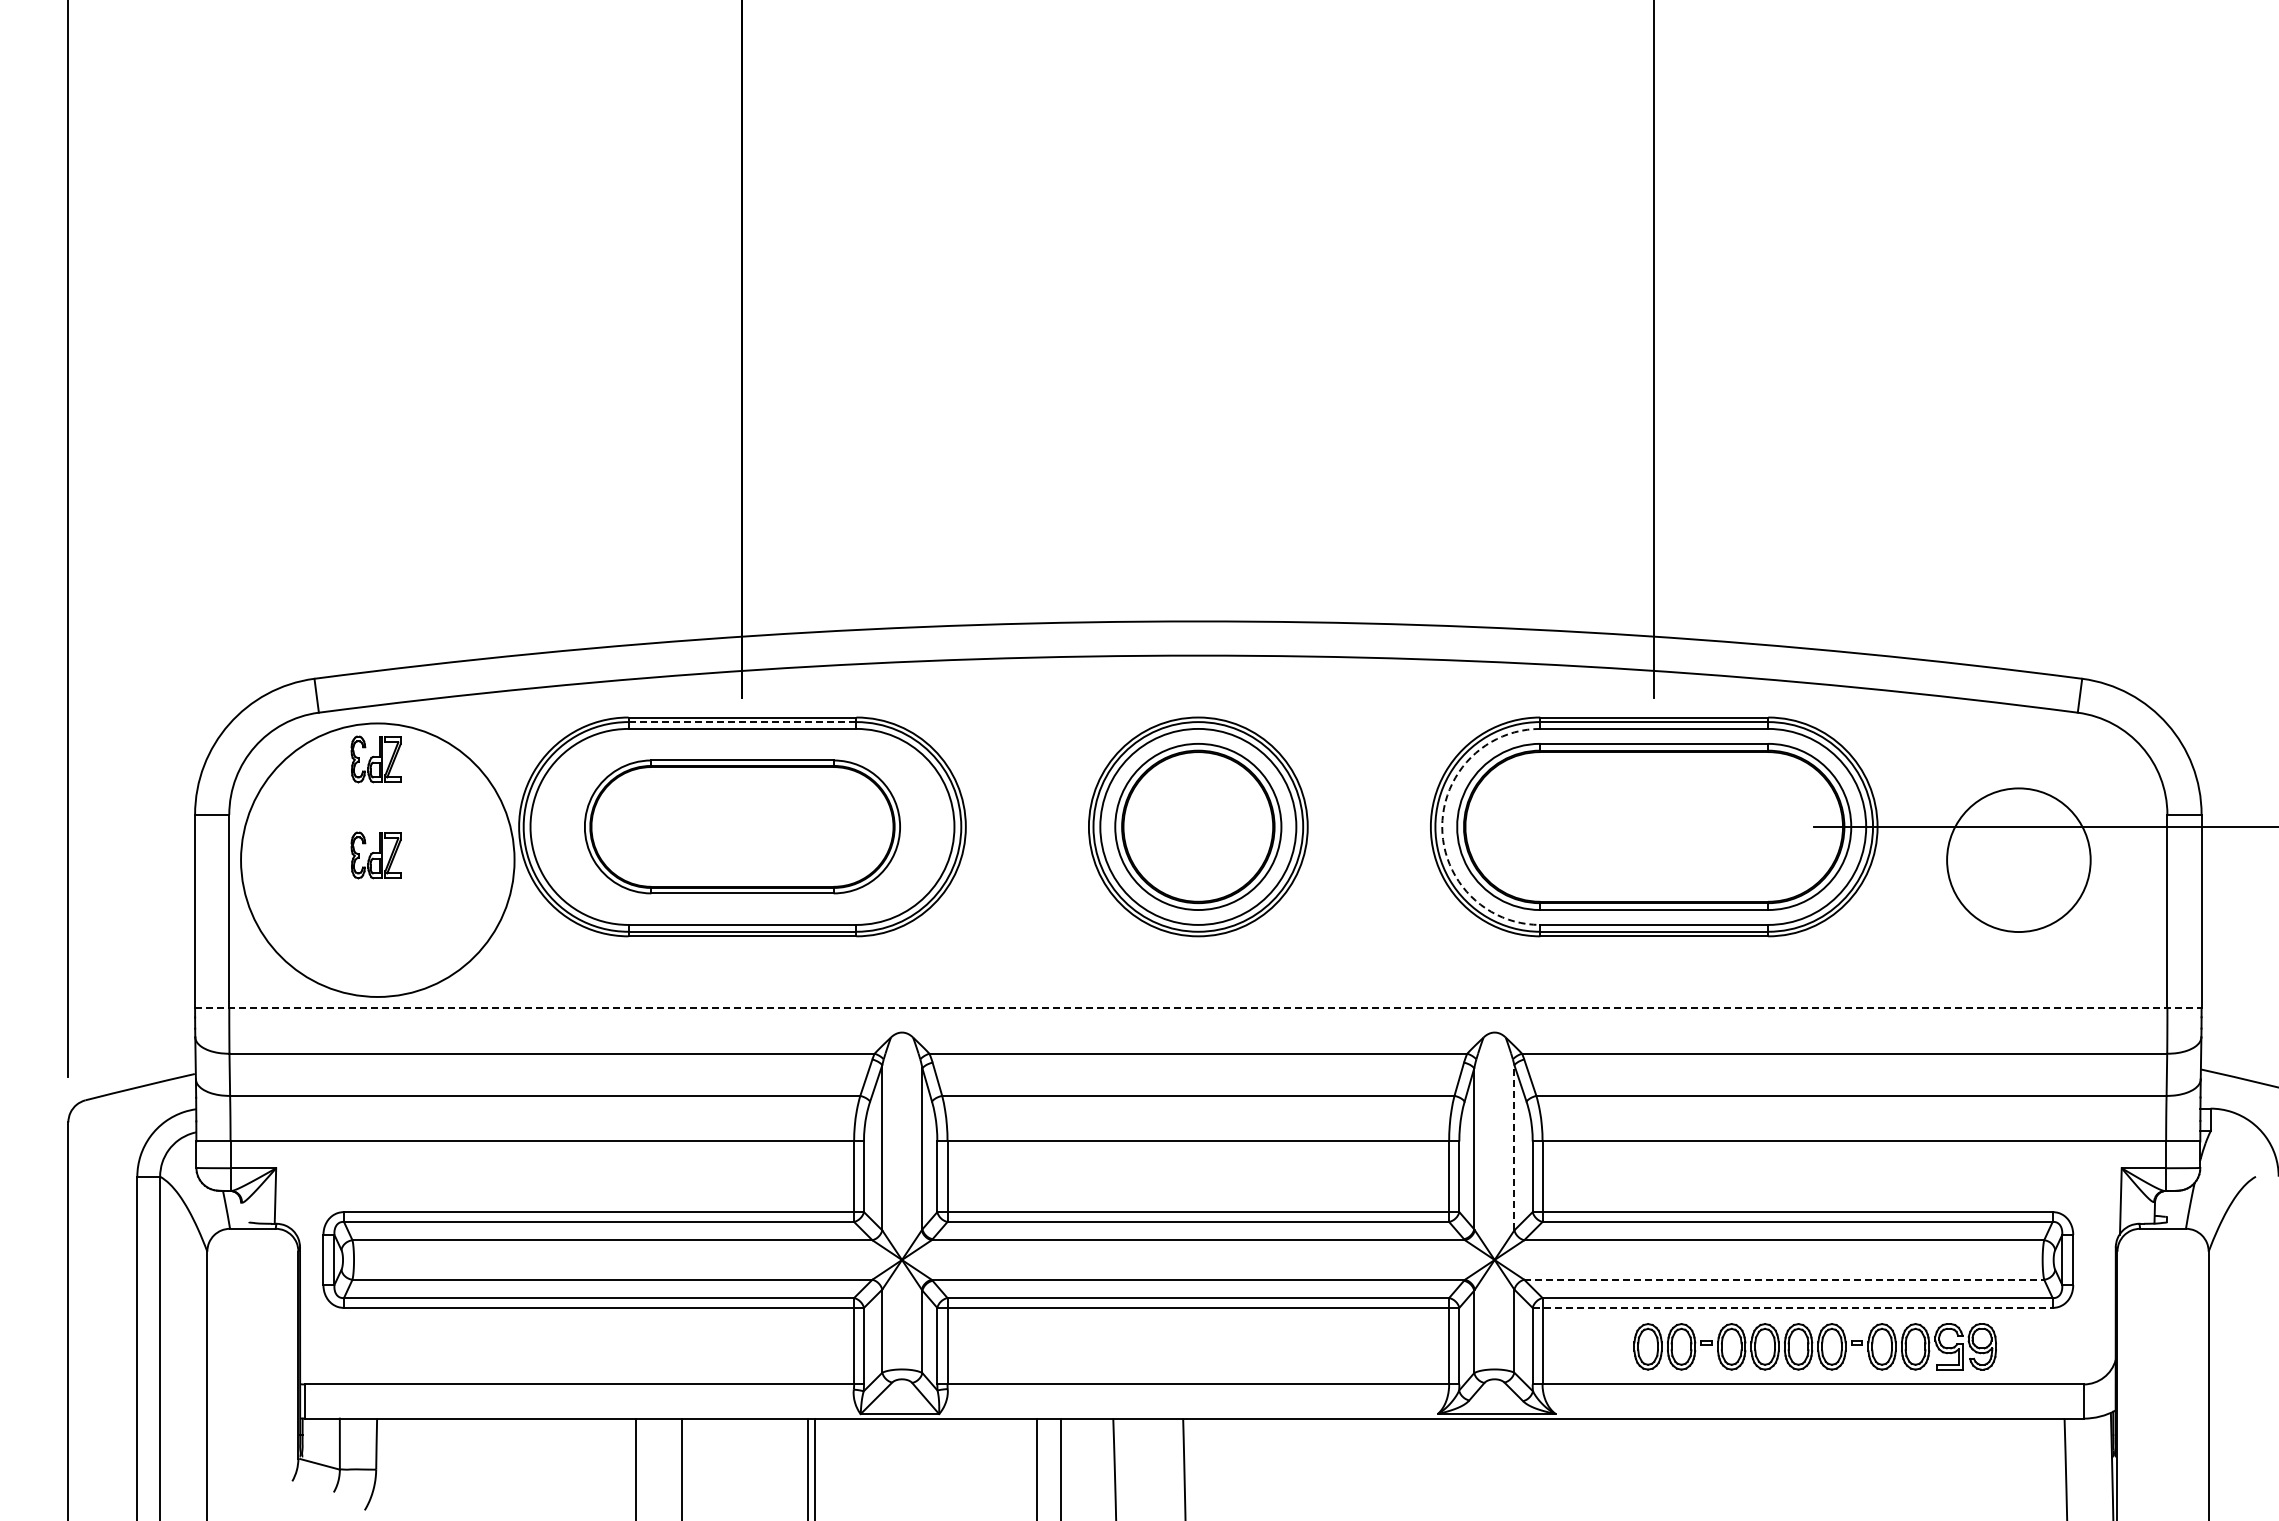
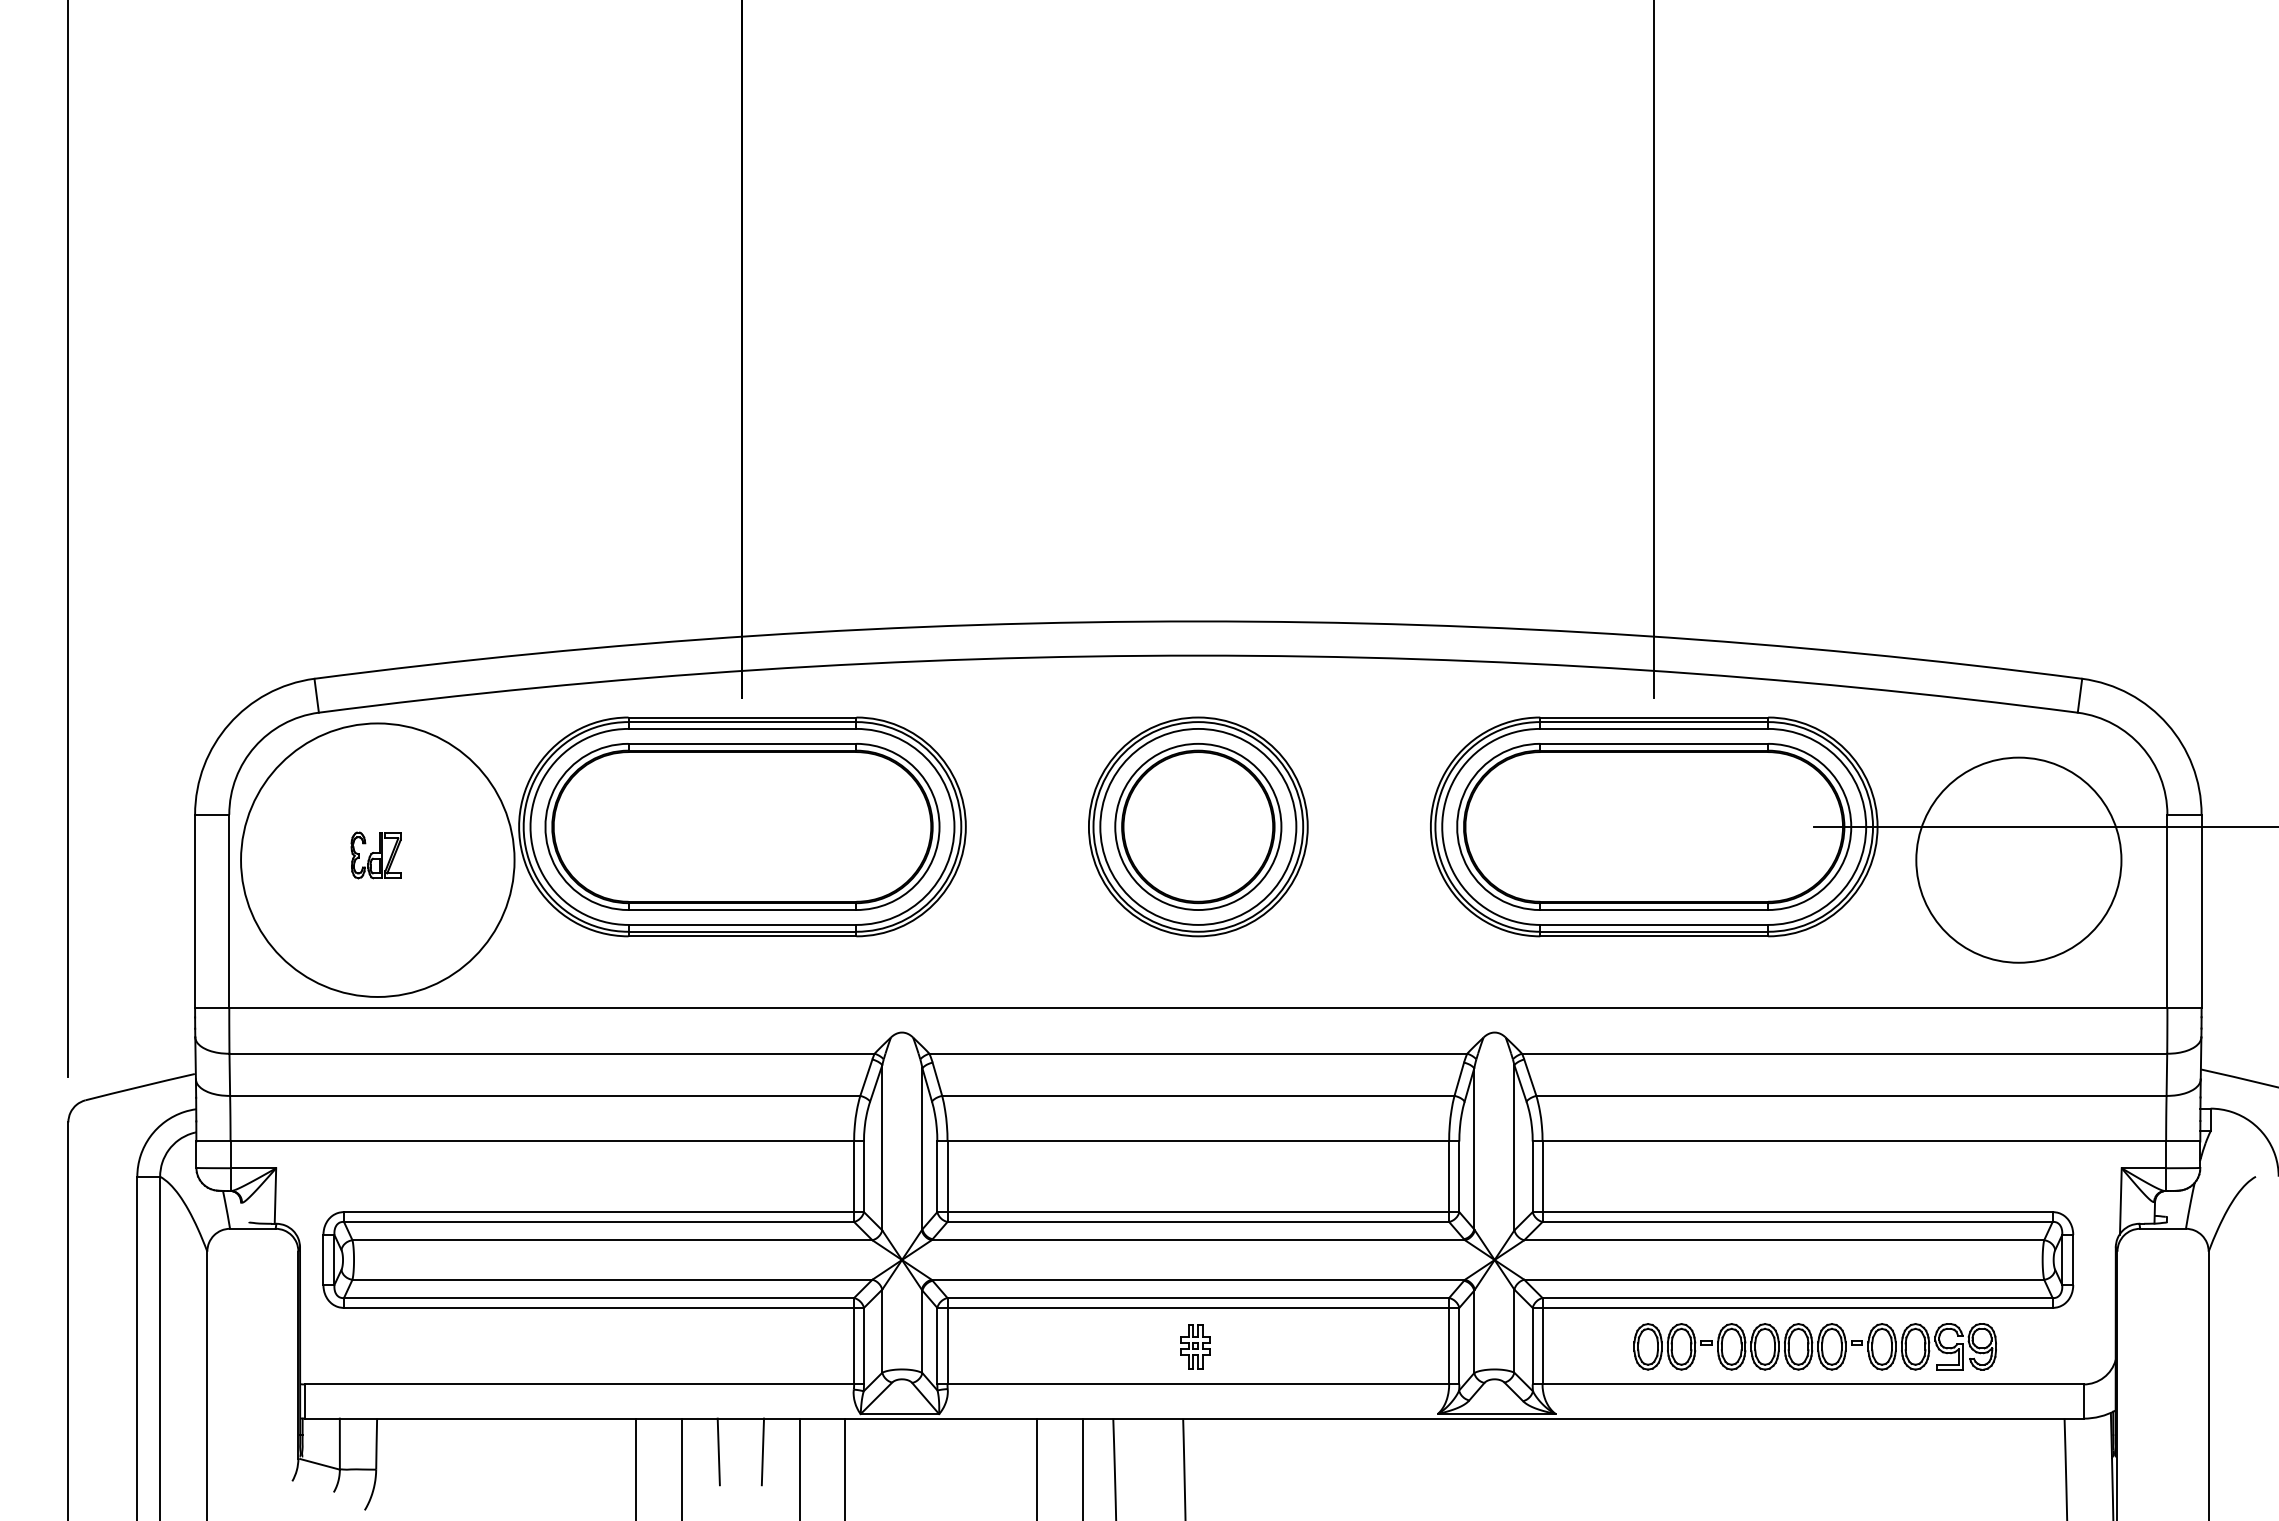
line: dashed -> solid (742, 722)
part: present -> none (375, 759)
part size: 317x136 px -> 397x168 px (742, 826)
arc: dashed -> solid (1442, 826)
circle diameter: 144 px -> 205 px (2018, 859)
line: dashed -> solid (1198, 1008)
line: dashed -> solid (1514, 1147)
line: dashed -> solid (1784, 1279)
line: dashed -> solid (1792, 1307)
part: none -> present (1195, 1346)
line: none -> present (718, 1451)
line: none -> present (762, 1451)
line position: (808, 1467) -> (845, 1467) (845, 1467)
line position: (814, 1467) -> (799, 1467) (799, 1467)
line position: (1060, 1467) -> (1082, 1467) (1082, 1467)
